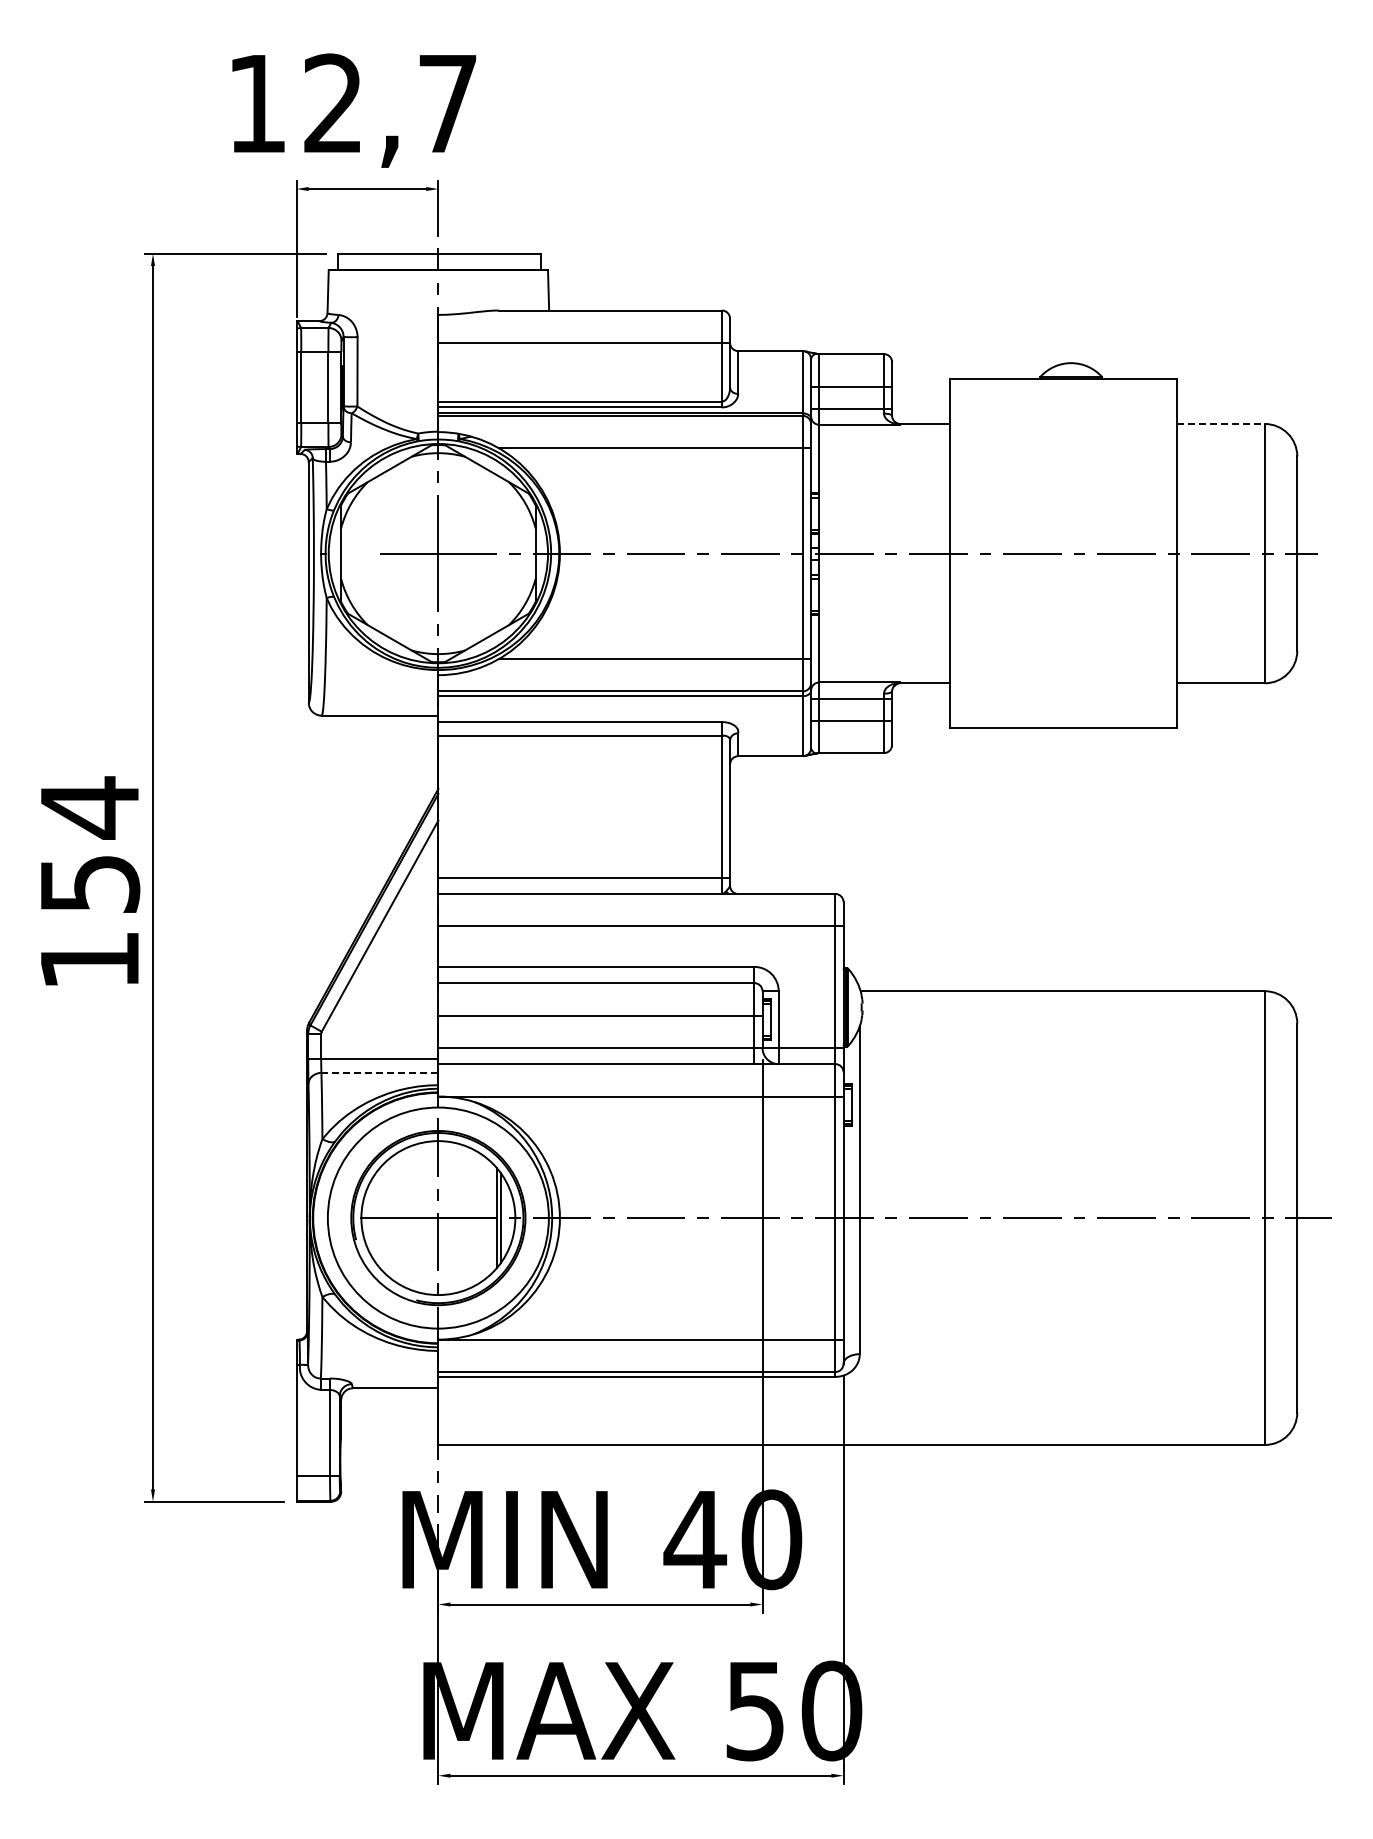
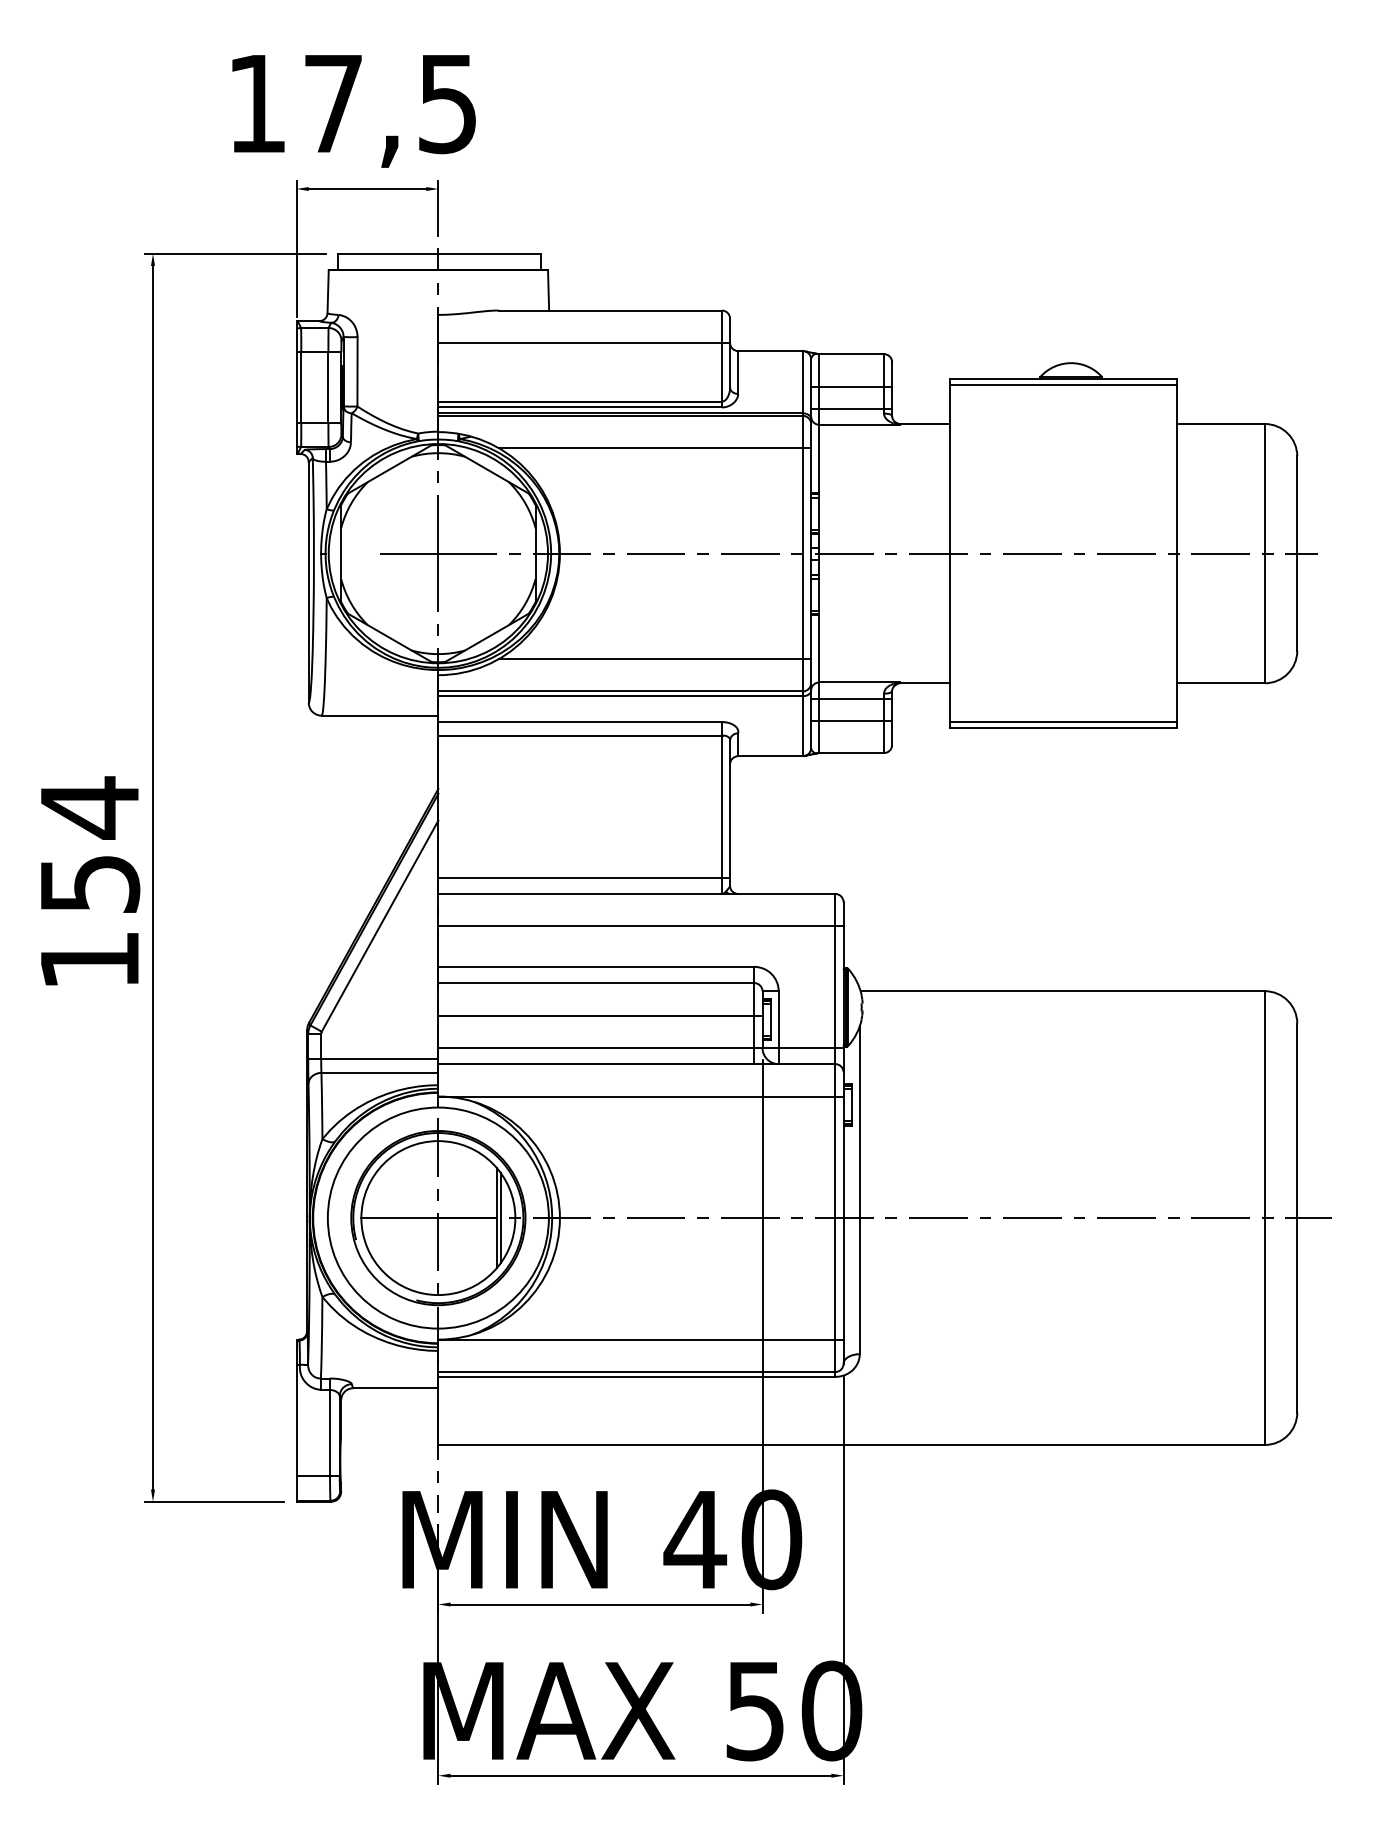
text: 12,7 -> 17,5 (390, 103)
line: none -> present (1062, 385)
line: dashed -> solid (1221, 424)
line: none -> present (1062, 722)
line: dashed -> solid (380, 1072)
